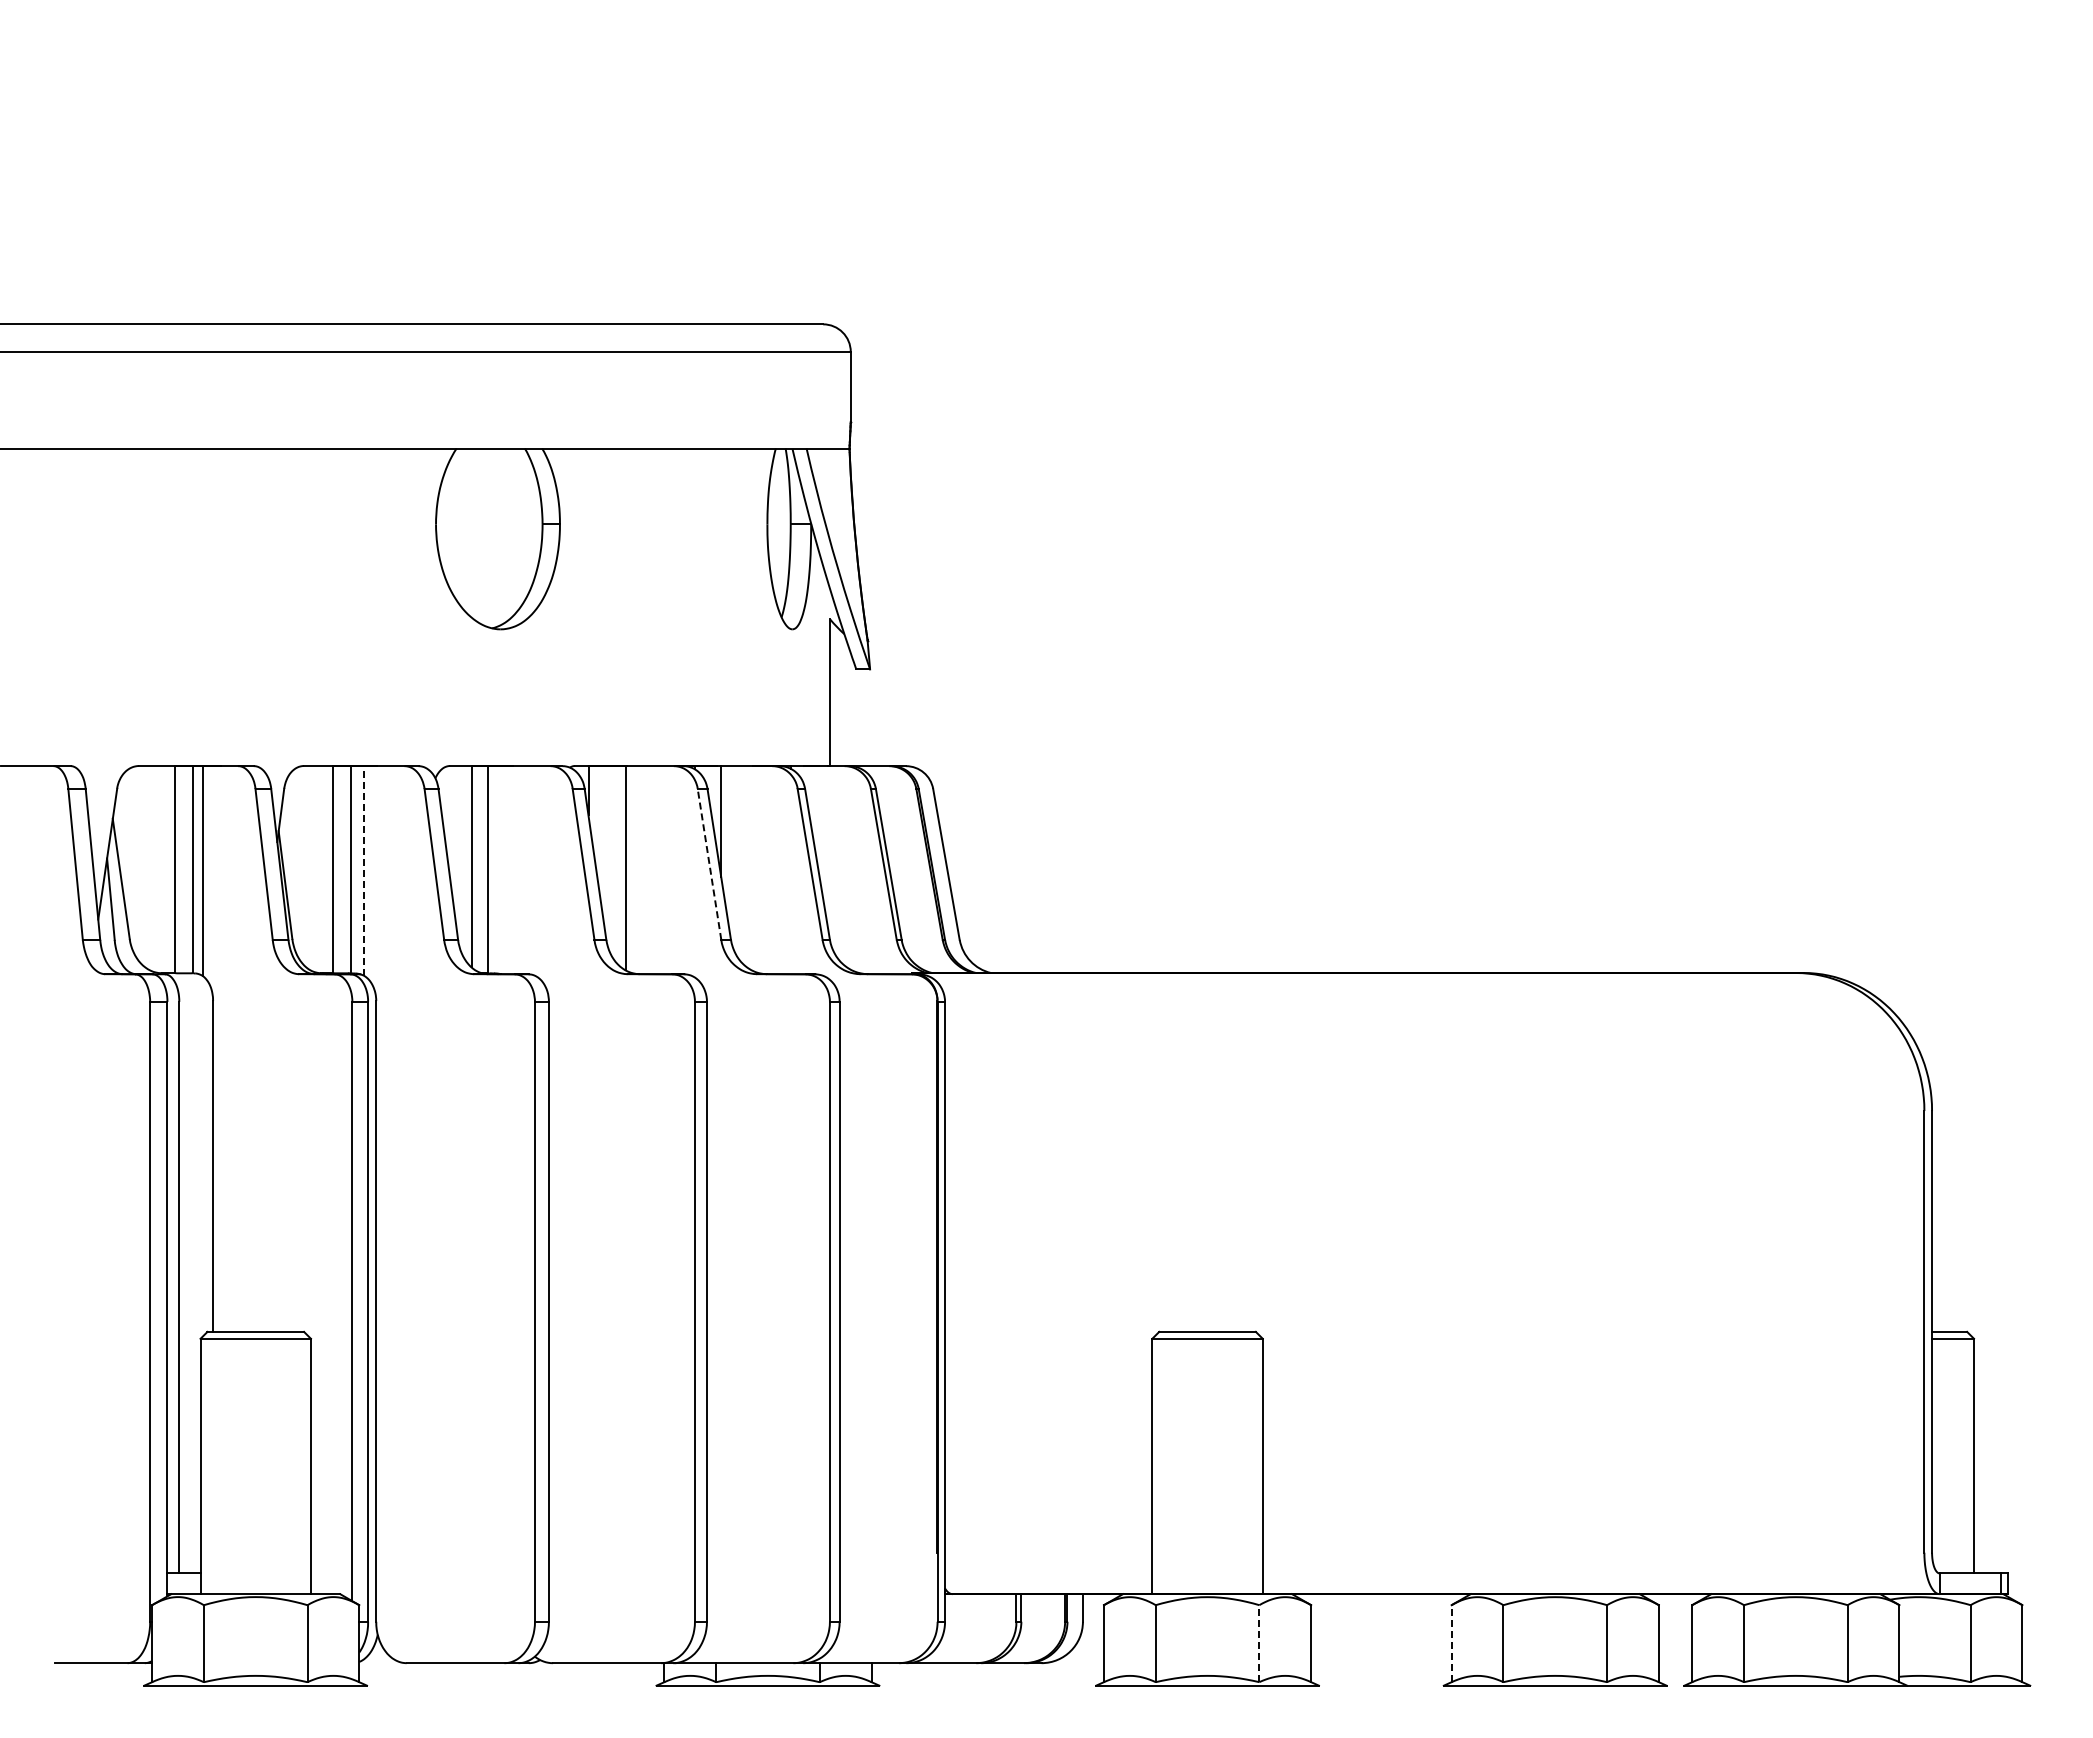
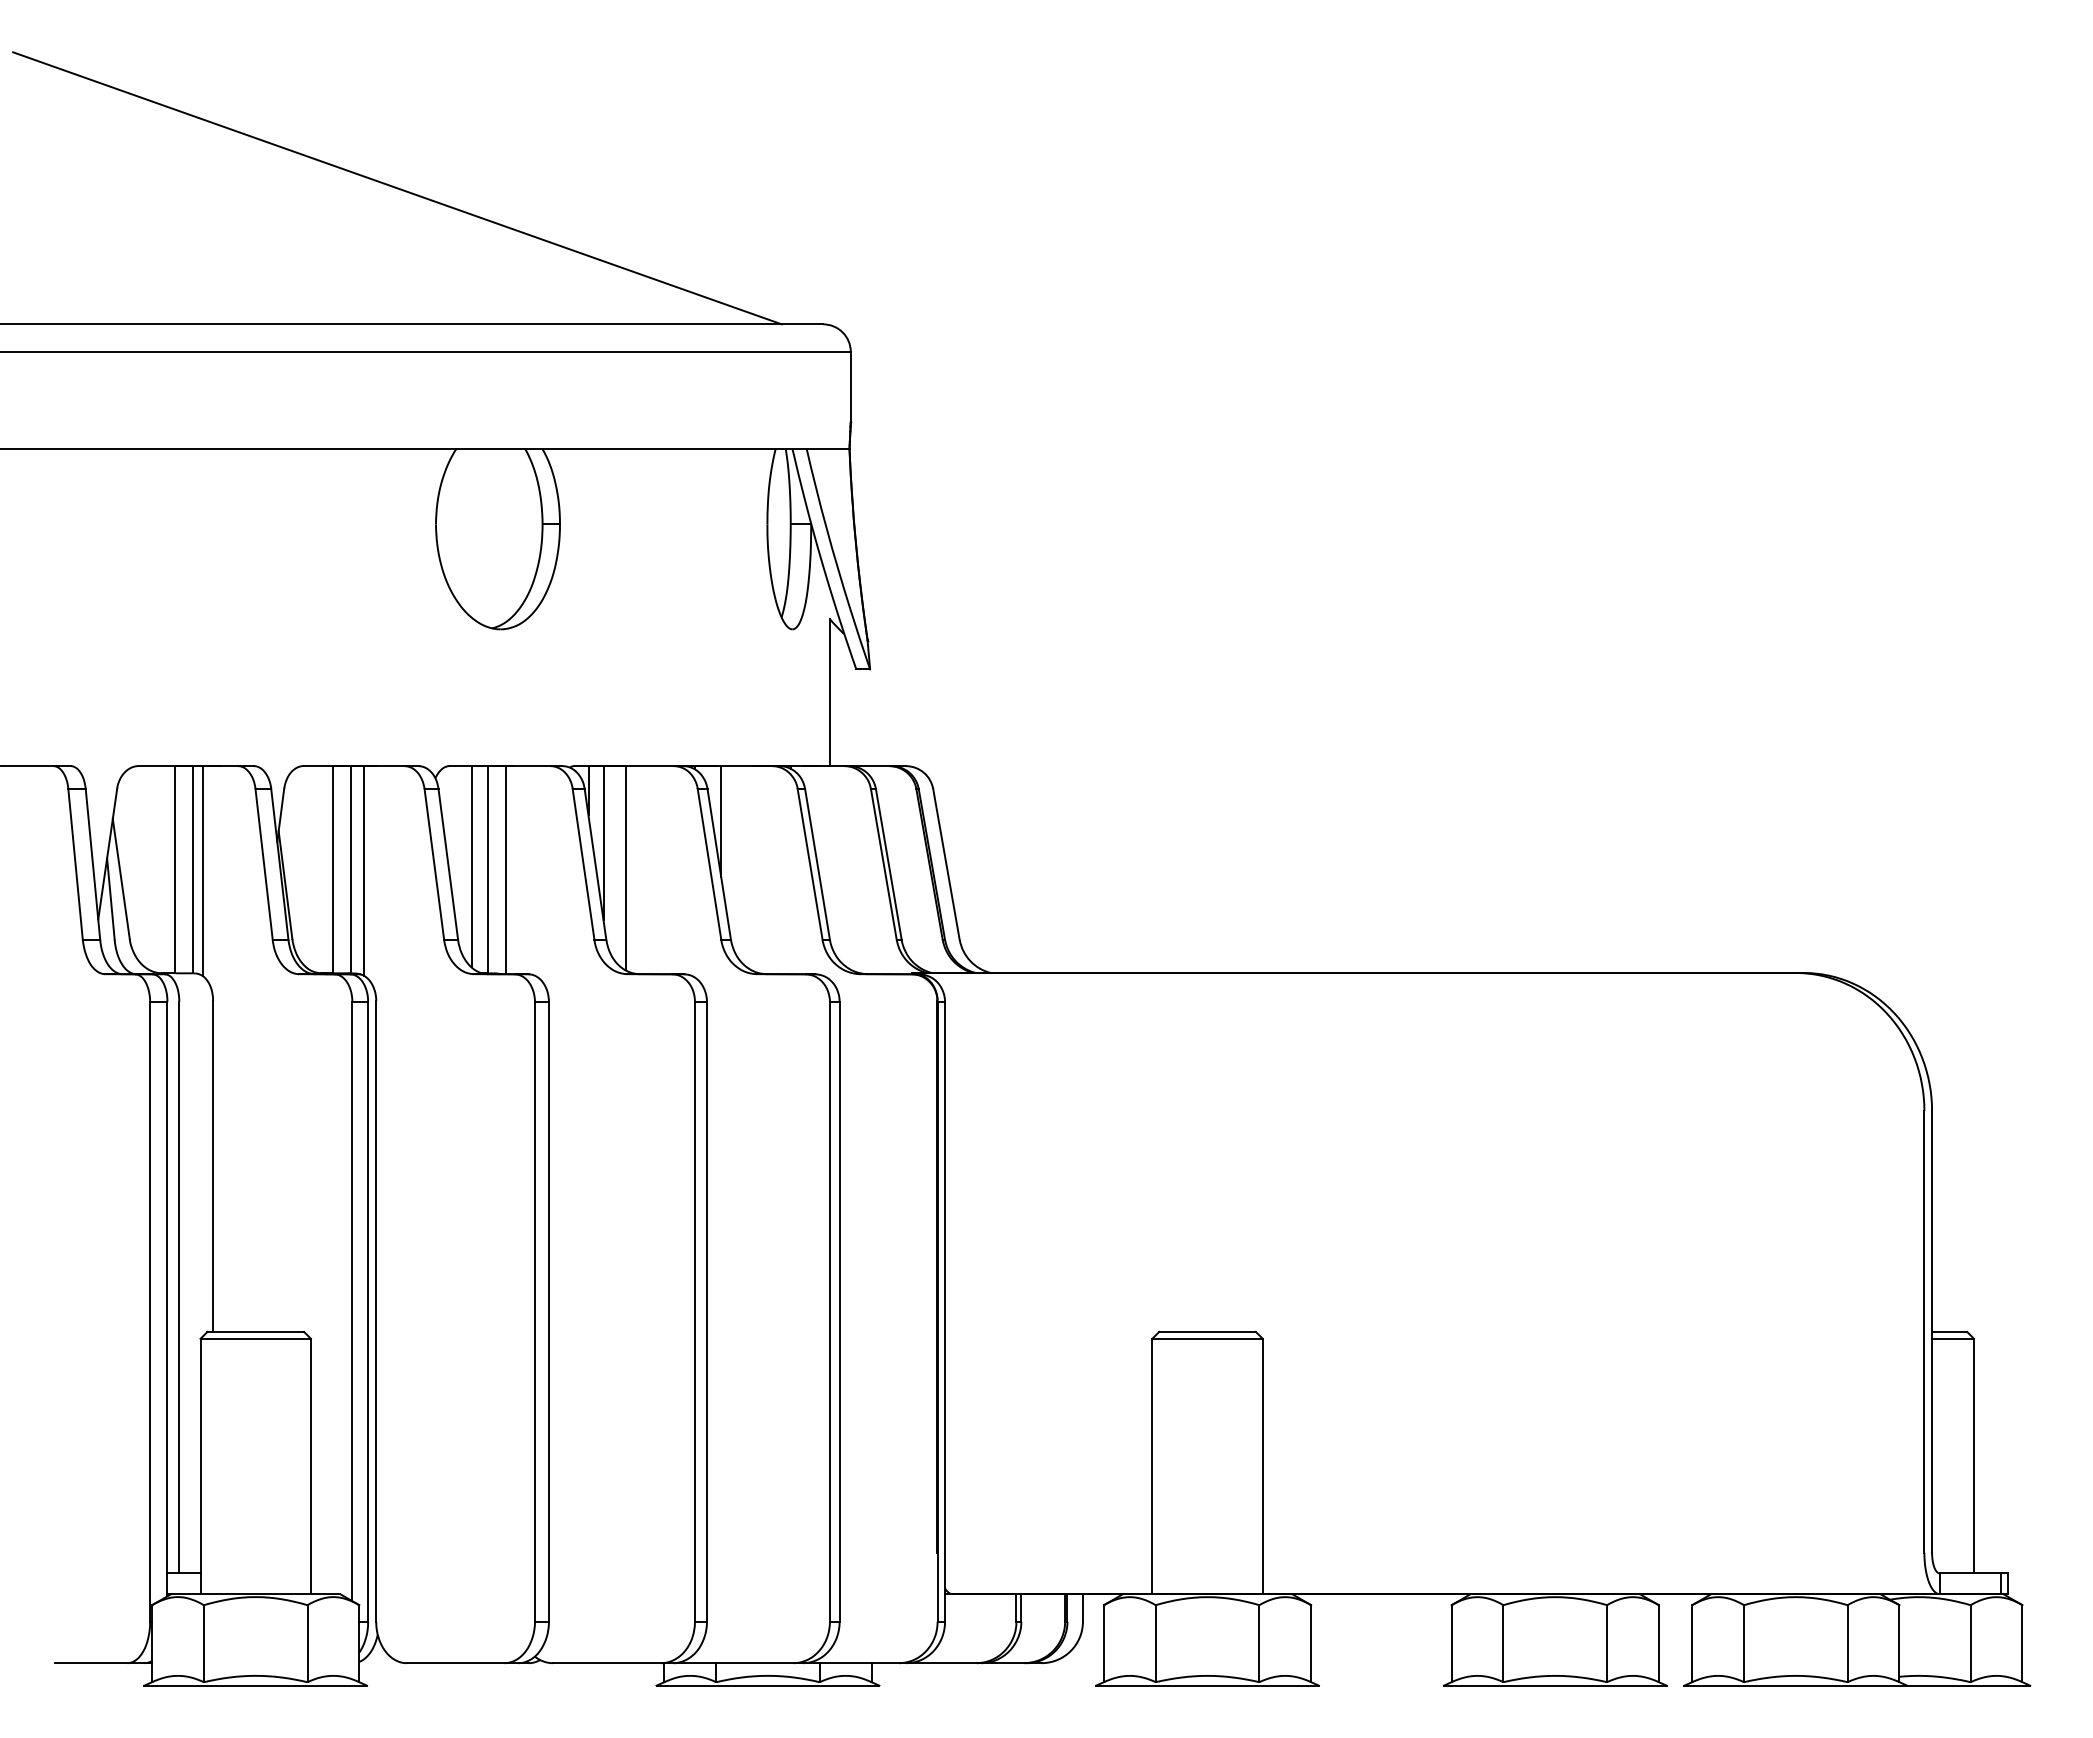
line: none -> present (397, 188)
line: none -> present (603, 843)
line: dashed -> solid (709, 863)
line: dashed -> solid (364, 870)
line: none -> present (505, 870)
line: dashed -> solid (1259, 1643)
line: dashed -> solid (1451, 1643)
